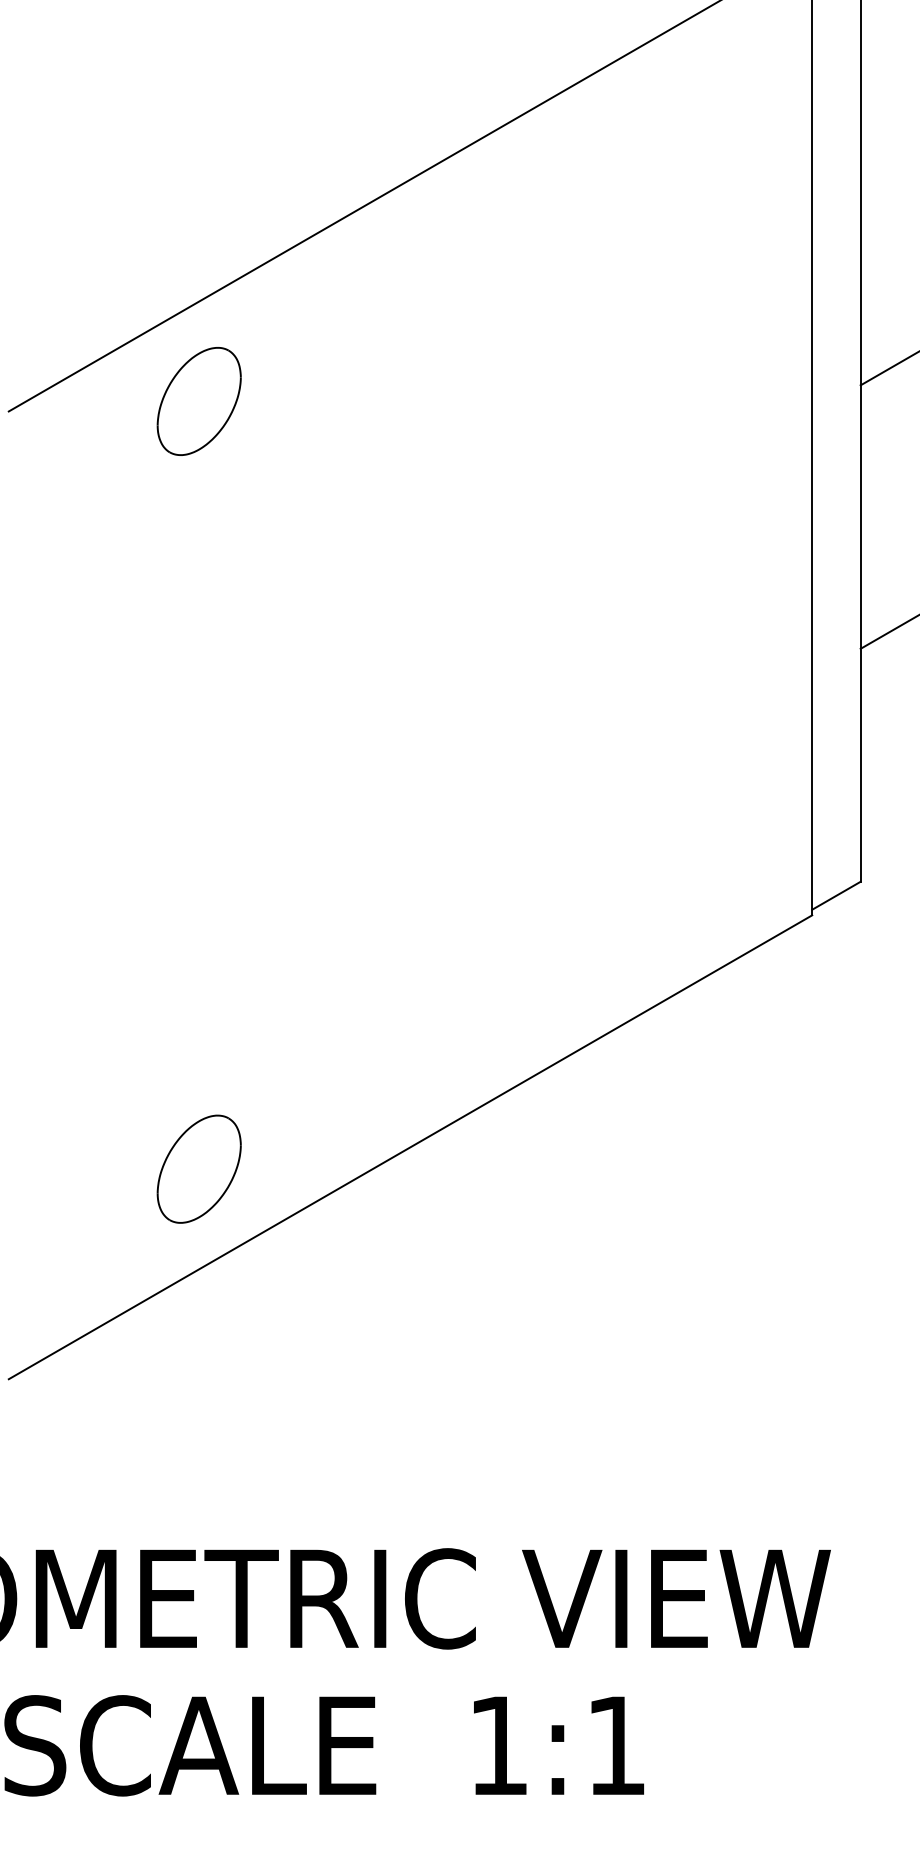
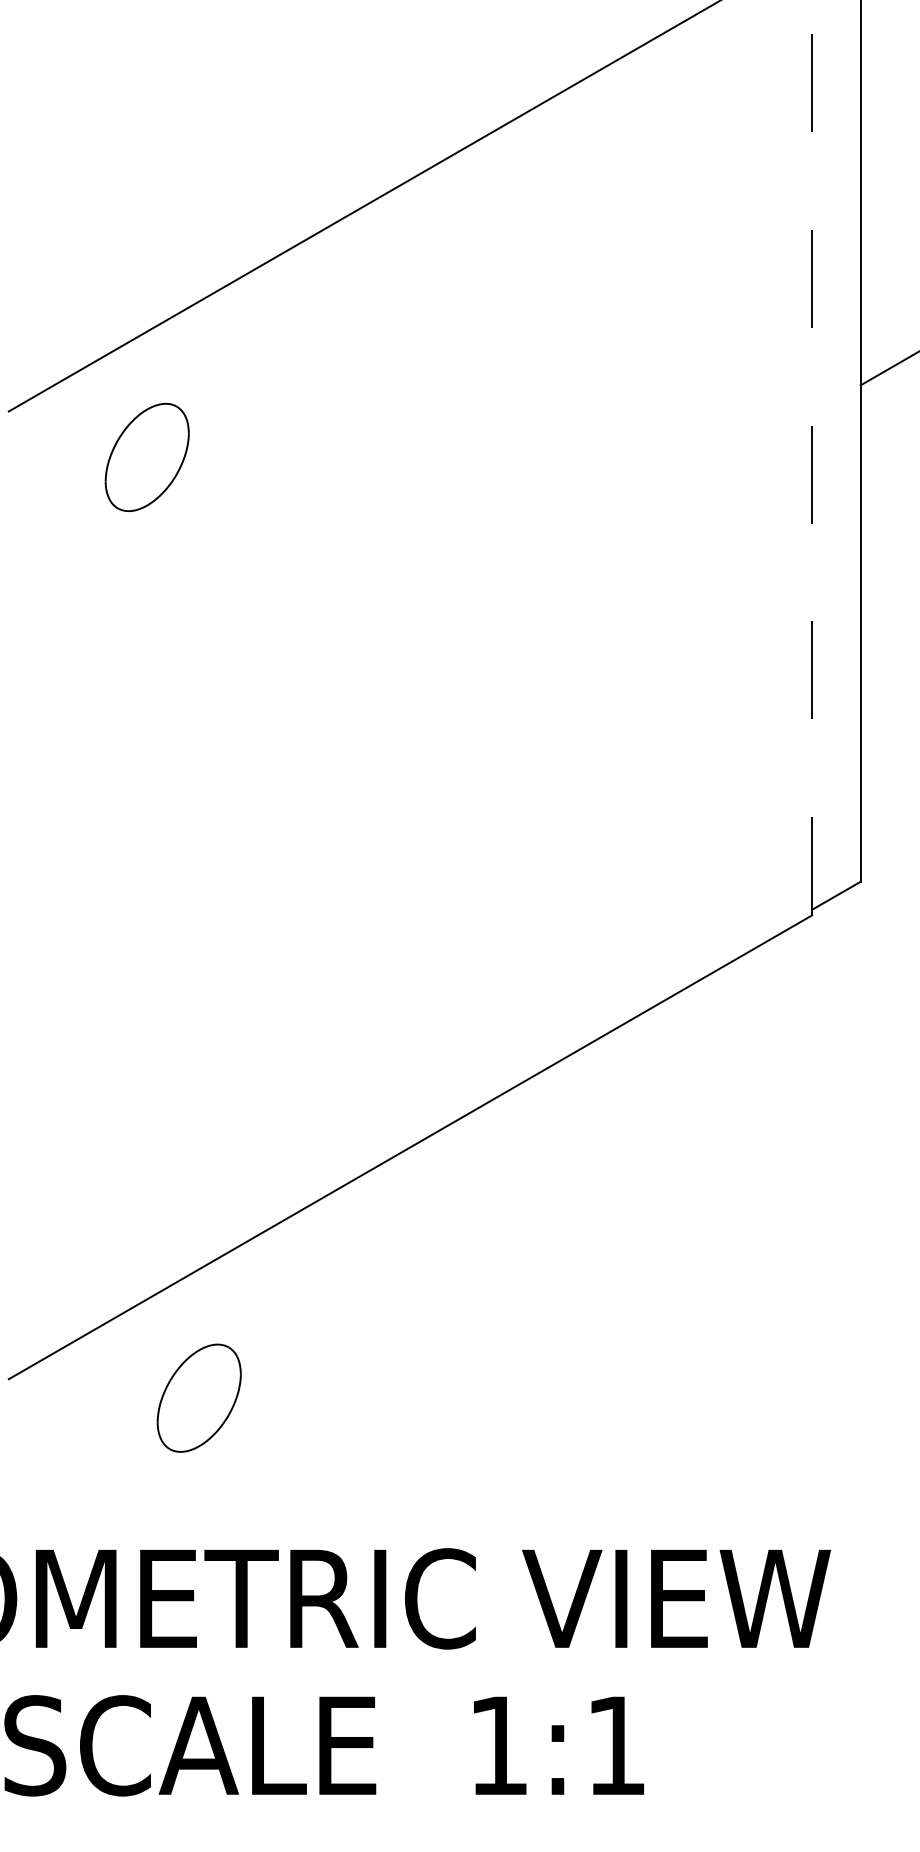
part position: (198, 401) -> (146, 457) (146, 457)
line: solid -> dashed (812, 457)
line: present -> none (888, 632)
part position: (198, 1168) -> (198, 1397) (198, 1397)
